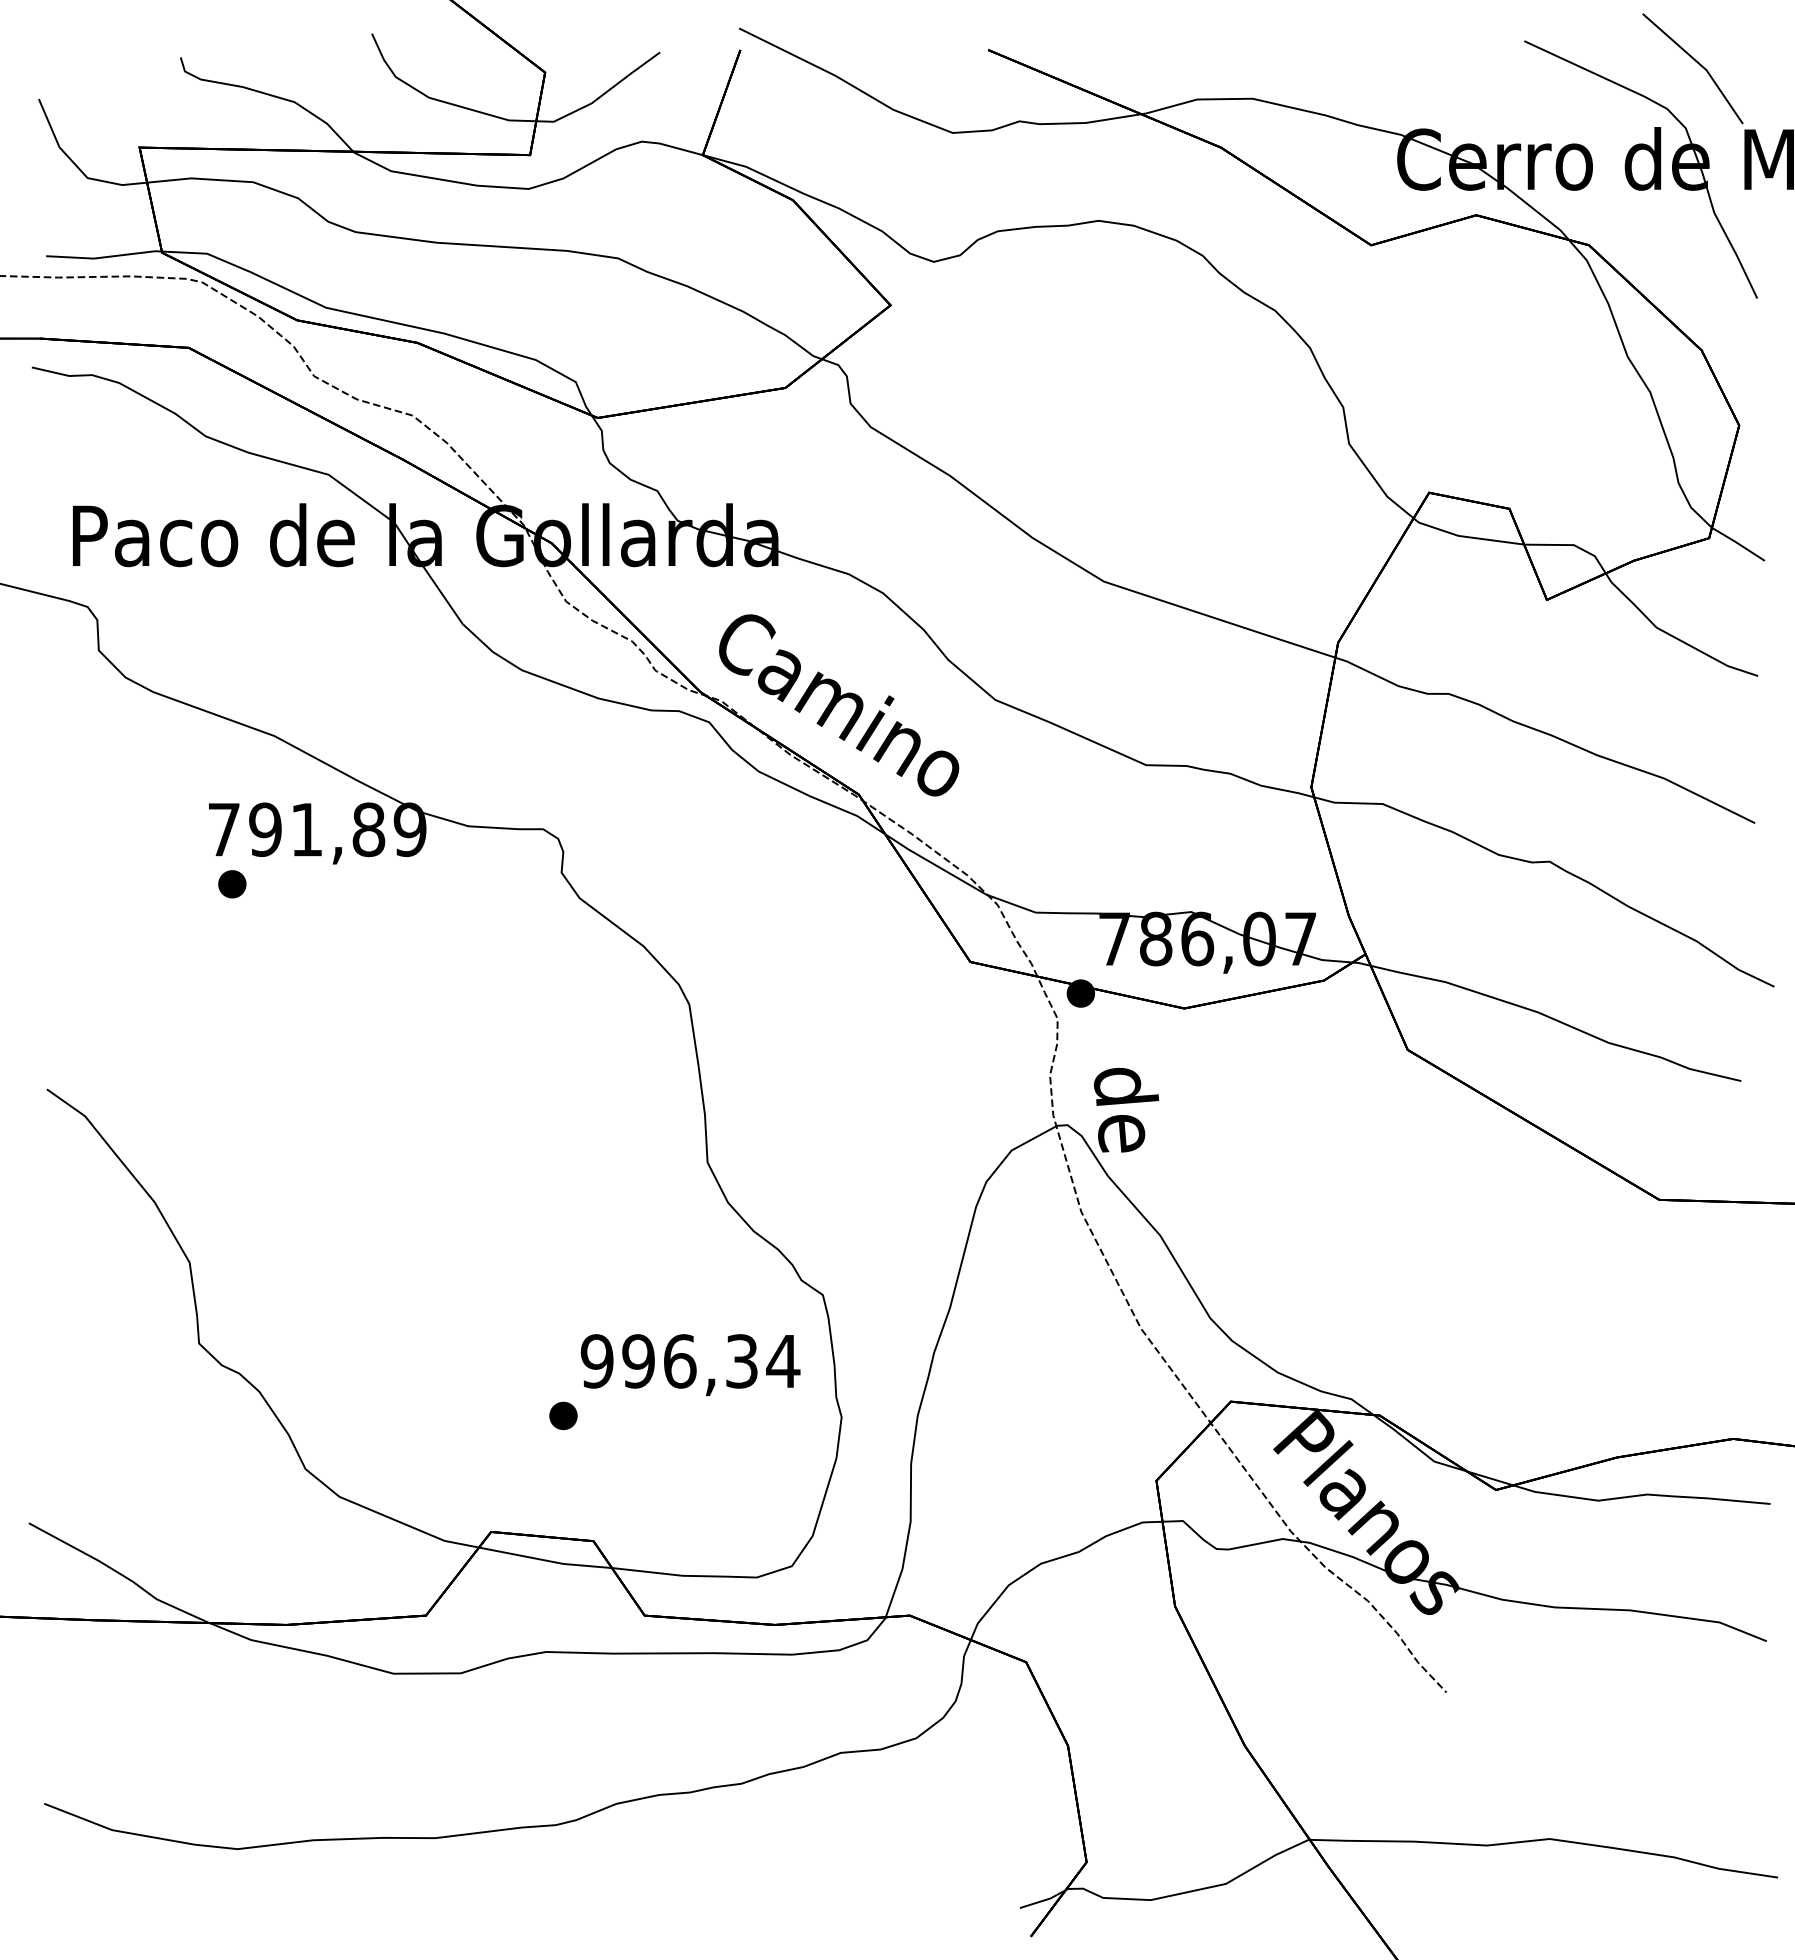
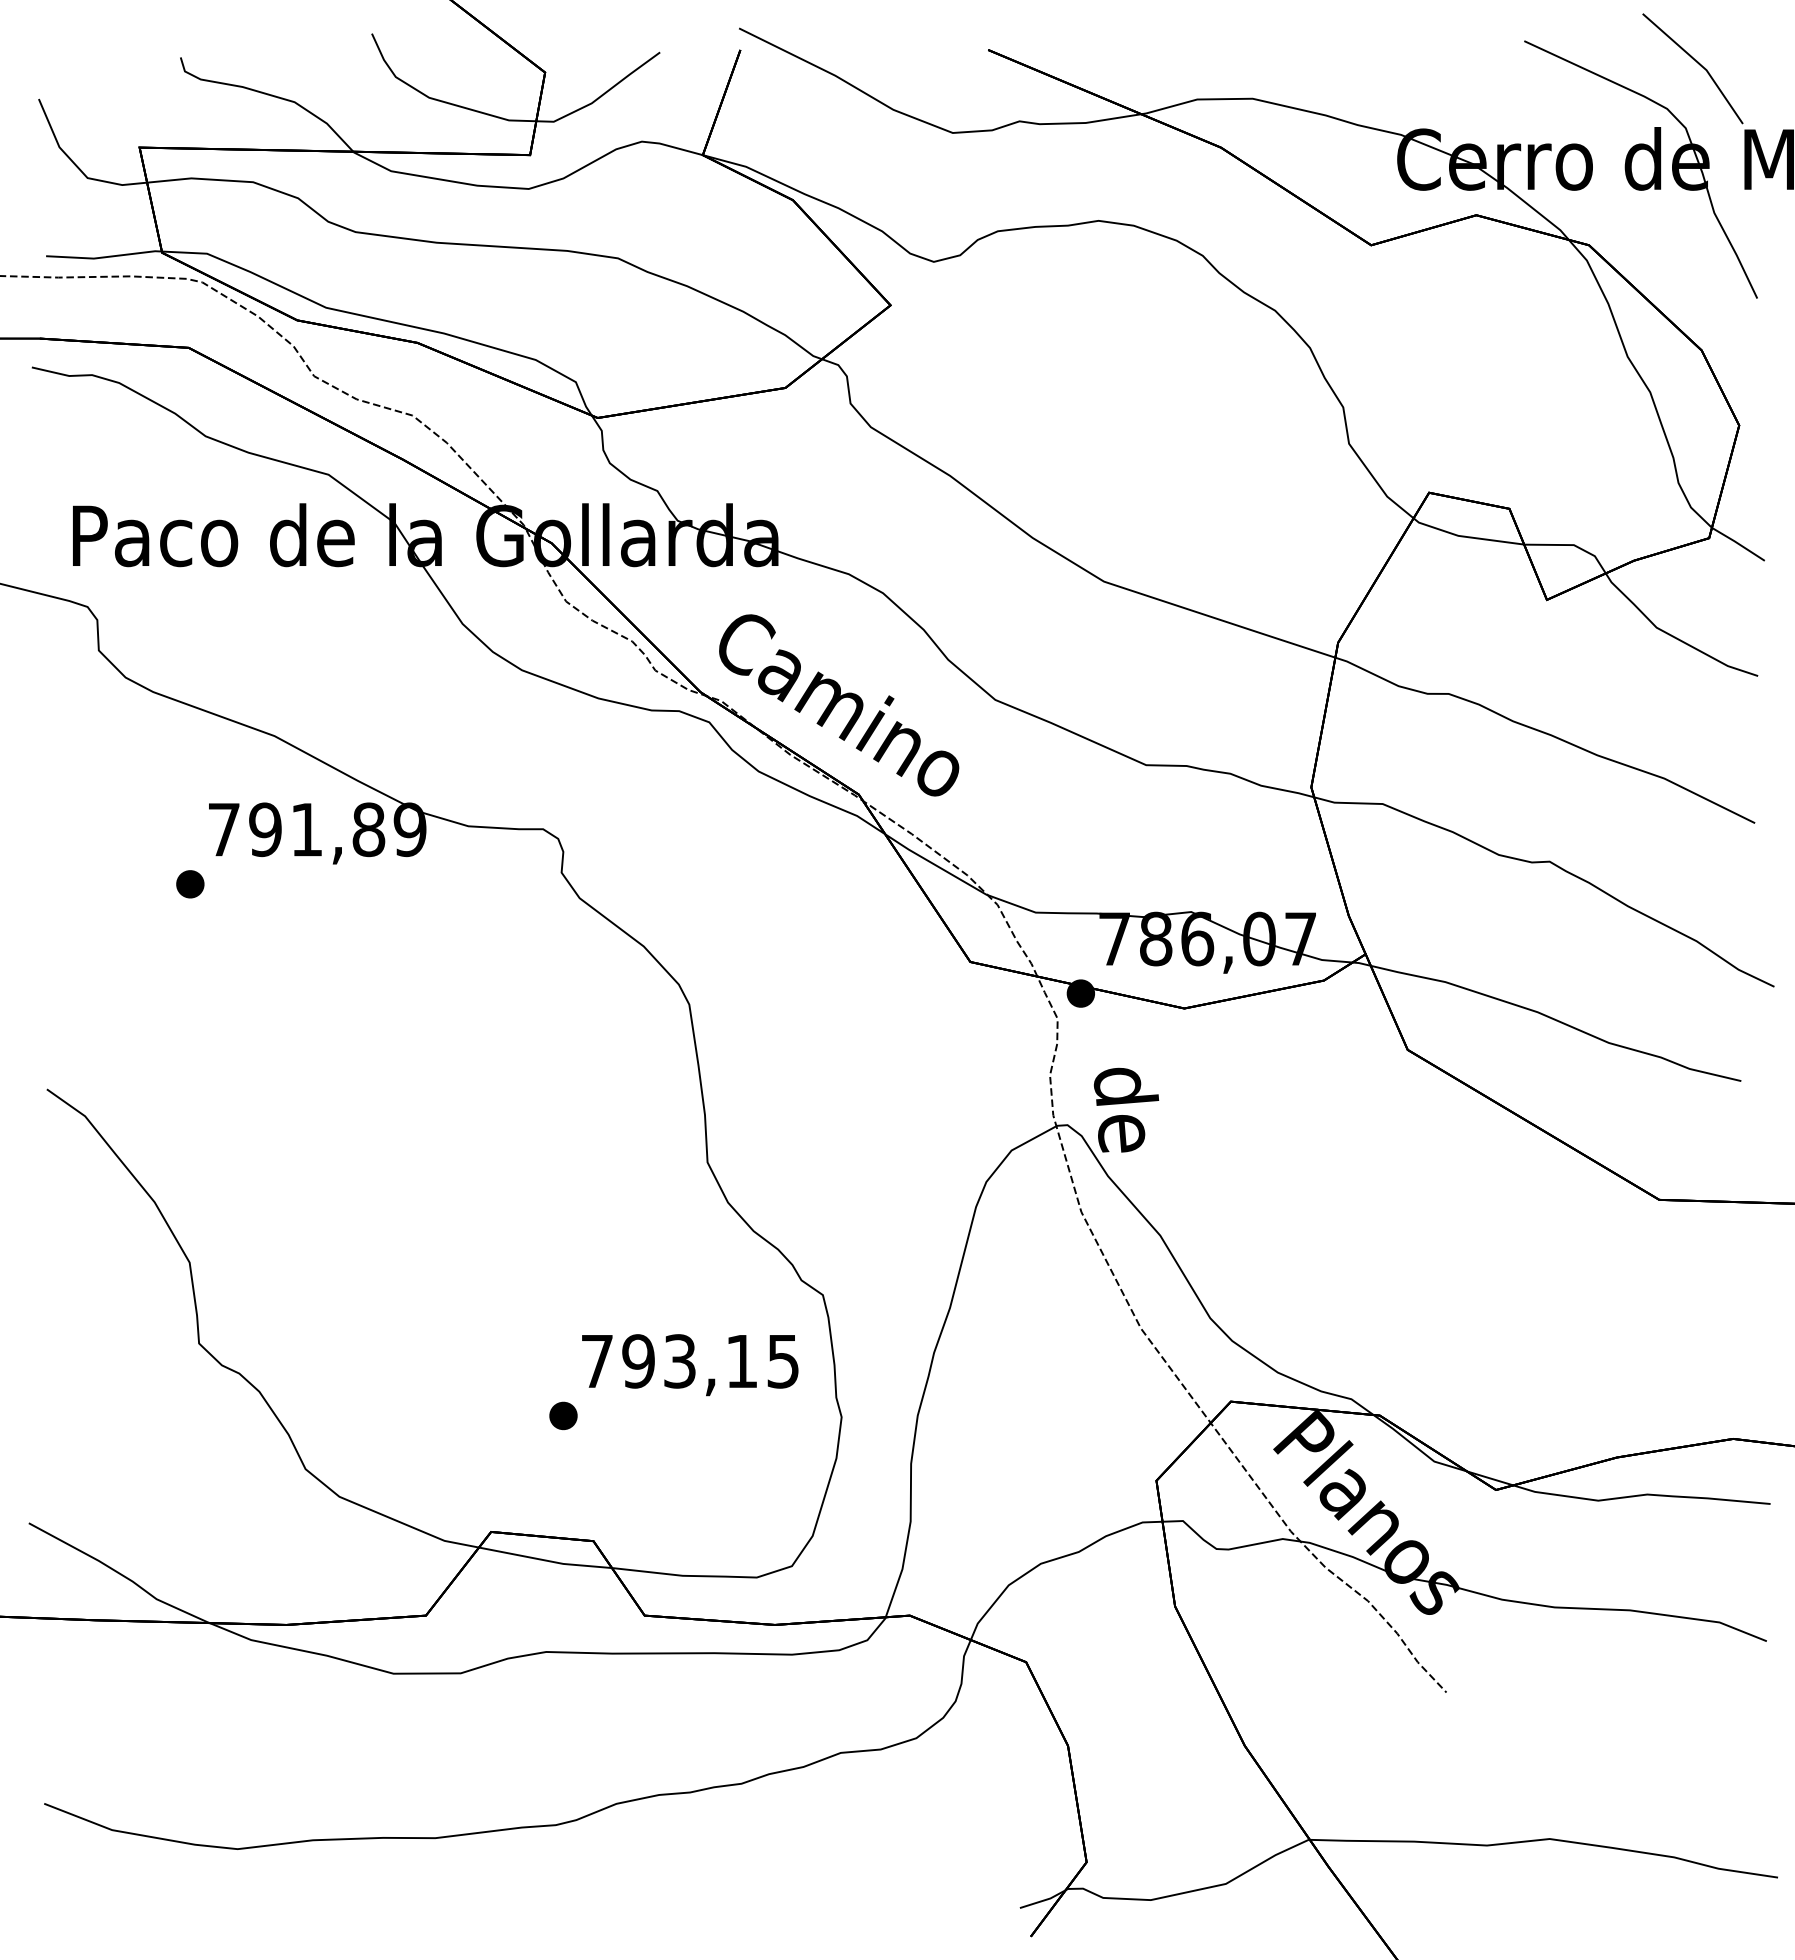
part position: (232, 884) -> (190, 884) (190, 884)
text: 996,34 -> 793,15 (690, 1361)
